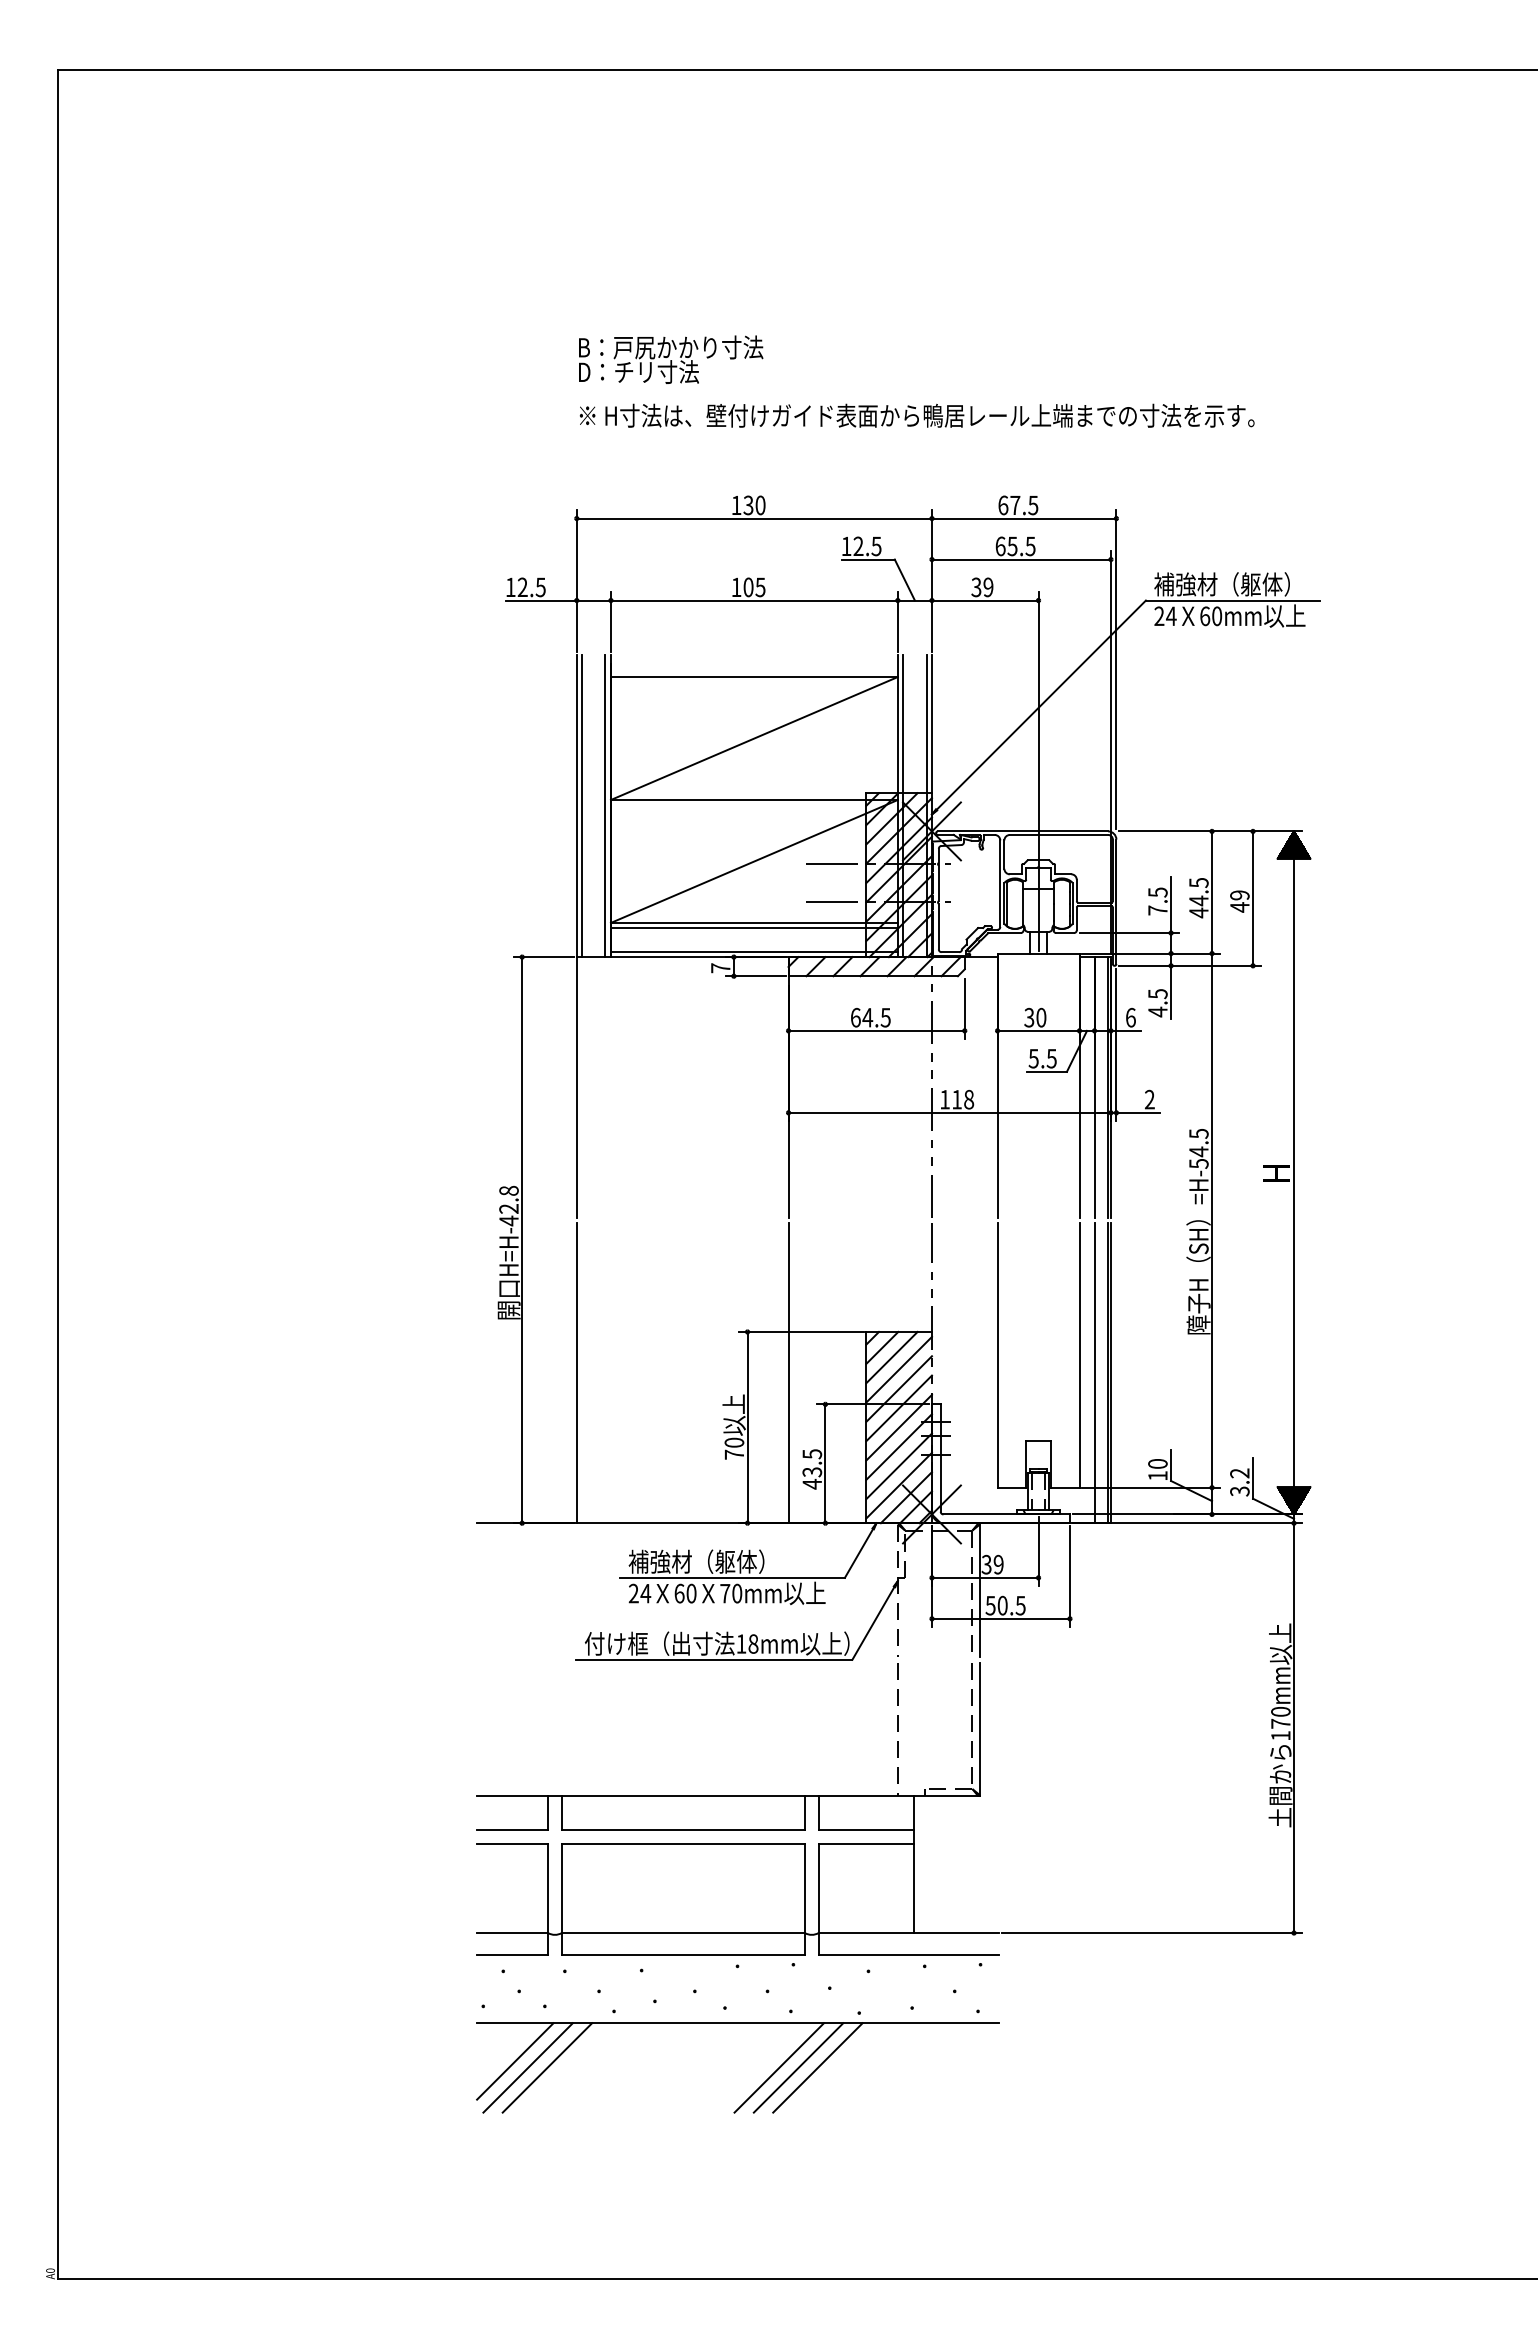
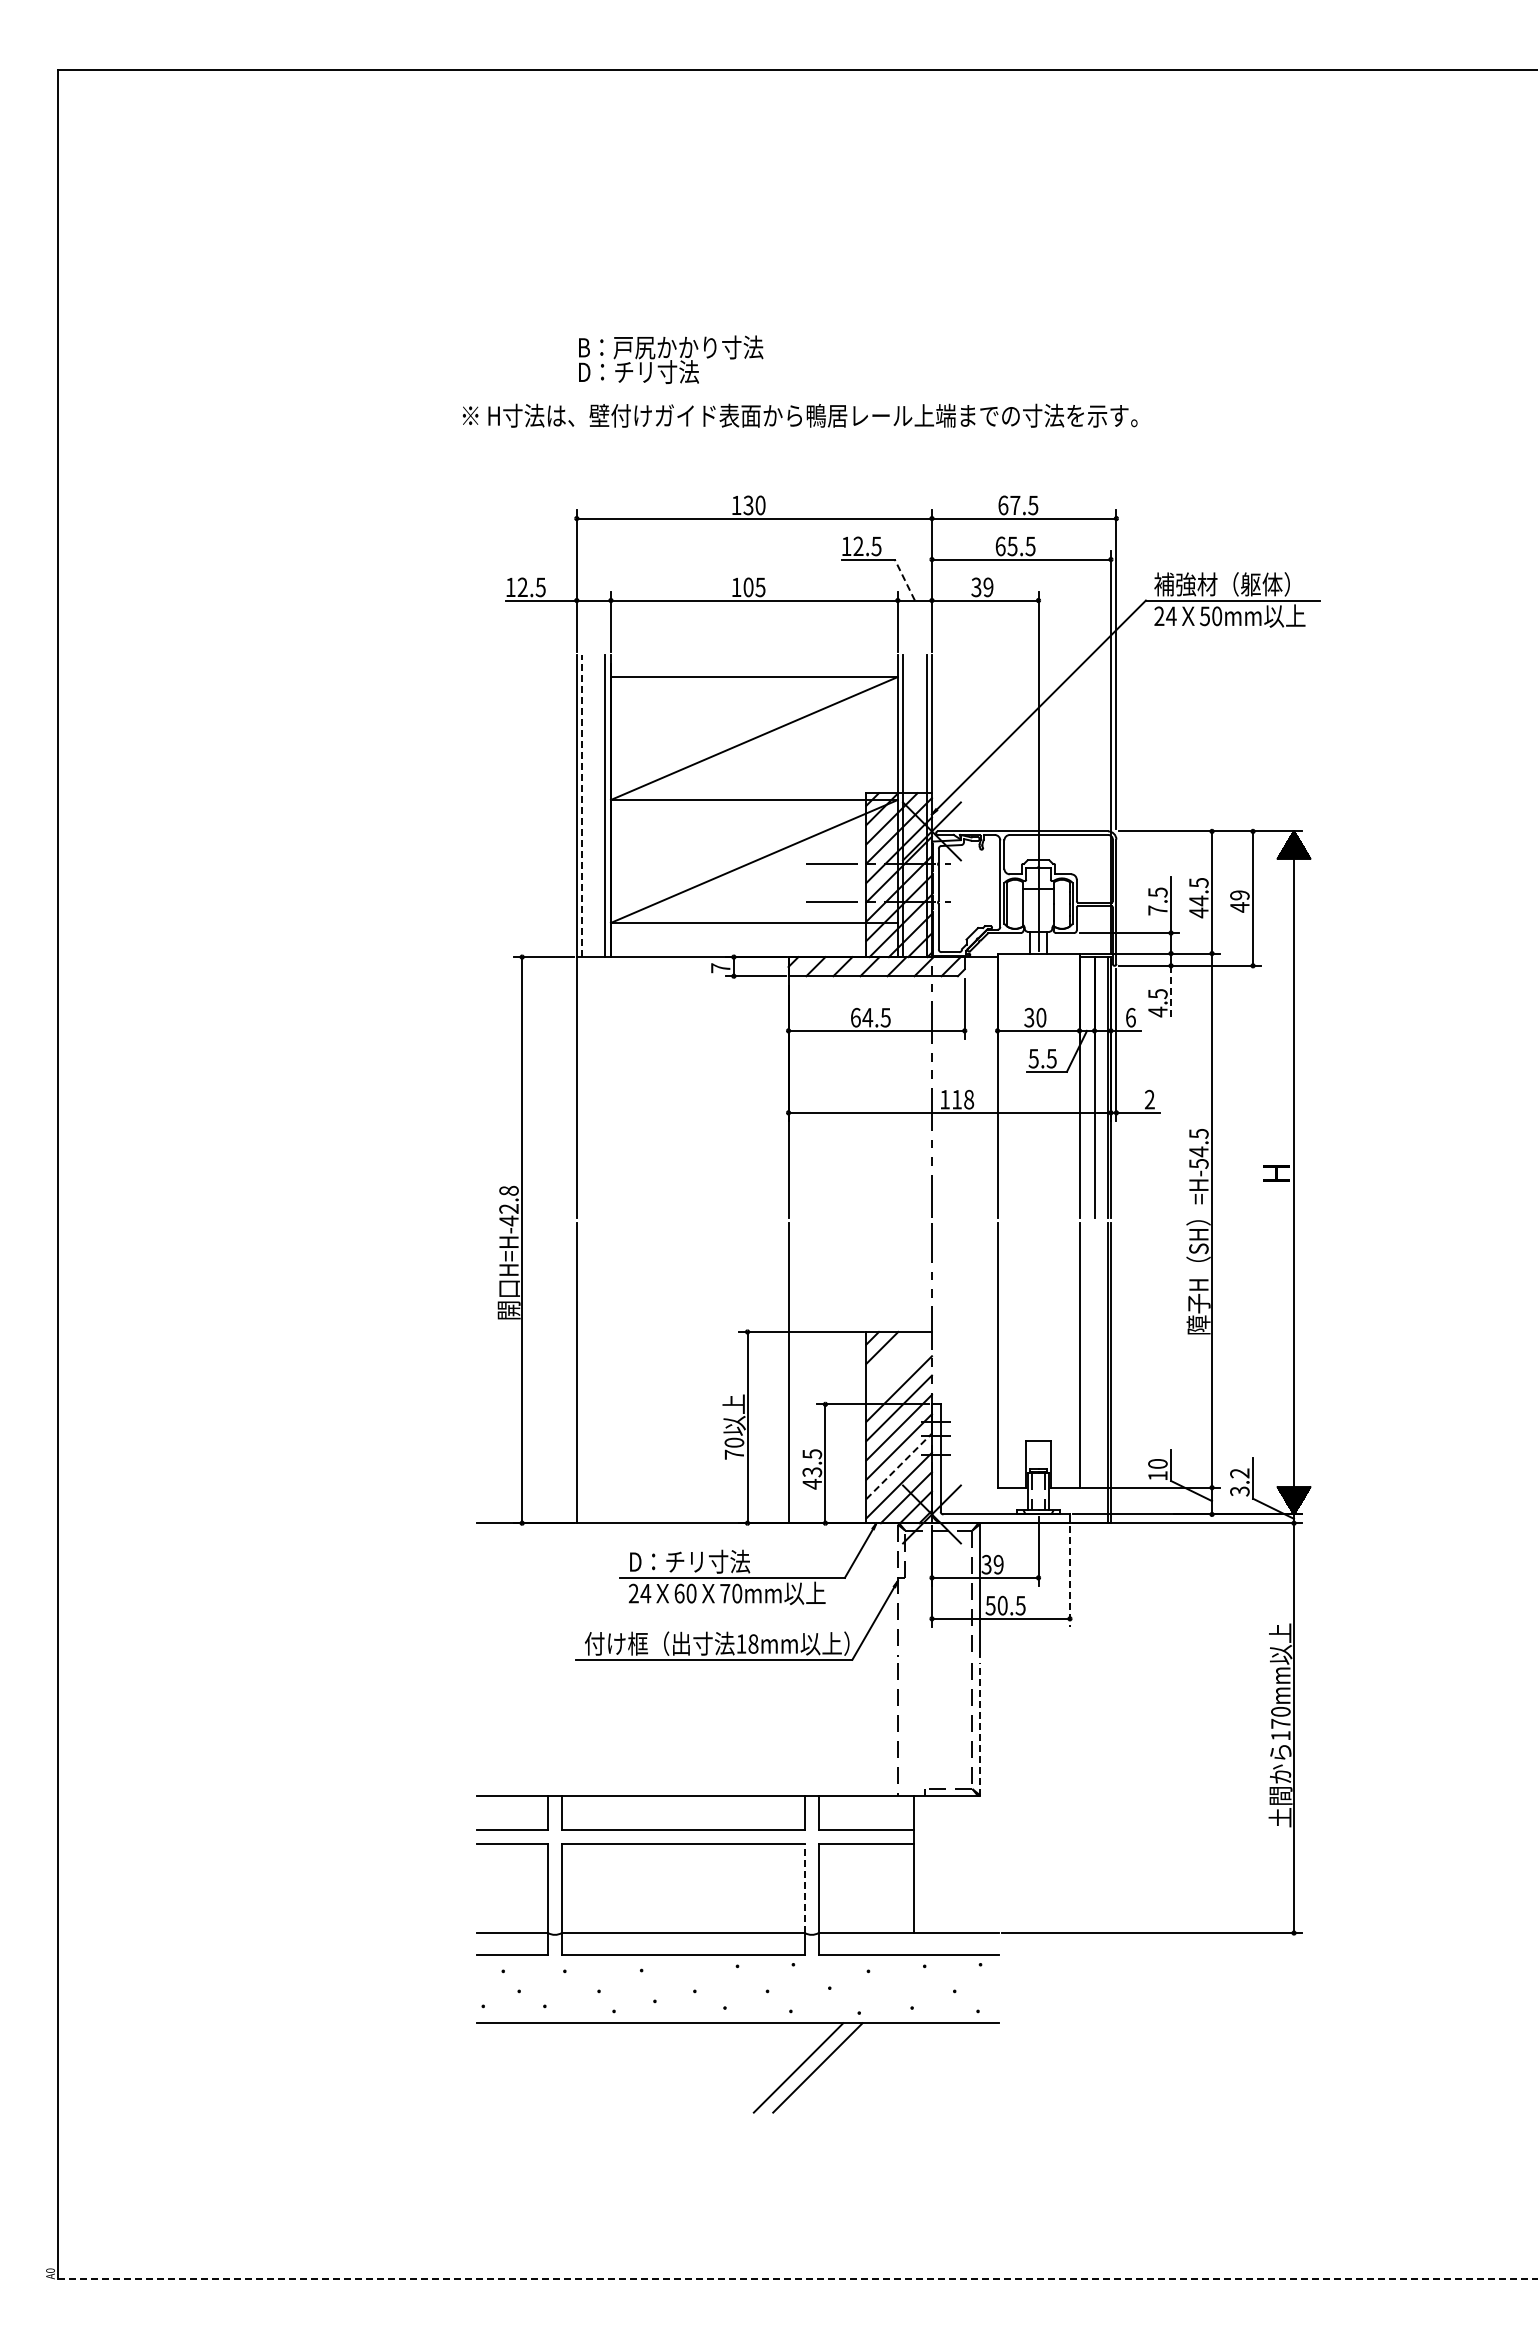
text position: (916, 415) -> (799, 415) (799, 415)
line: solid -> dashed (904, 580)
text: 60mm -> 50mm (1205, 616)
line: solid -> dashed (582, 806)
line: present -> none (753, 928)
line: present -> none (753, 951)
line: solid -> dashed (1171, 992)
line: present -> none (891, 1357)
line: present -> none (898, 1369)
line: present -> none (1094, 1373)
line: solid -> dashed (899, 1465)
text: 補強材（躯体） -> D：チリ寸法 (696, 1561)
line: solid -> dashed (1069, 1576)
line: solid -> dashed (979, 1729)
line: solid -> dashed (804, 1888)
line: present -> none (515, 2061)
line: present -> none (527, 2067)
line: present -> none (547, 2067)
line: present -> none (778, 2067)
line: solid -> dashed (797, 2279)
